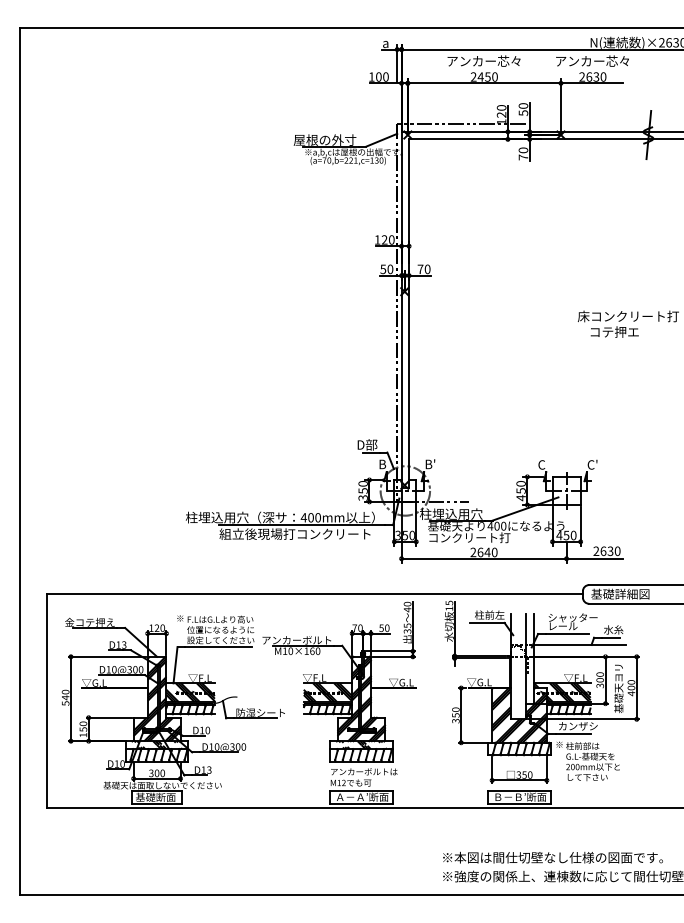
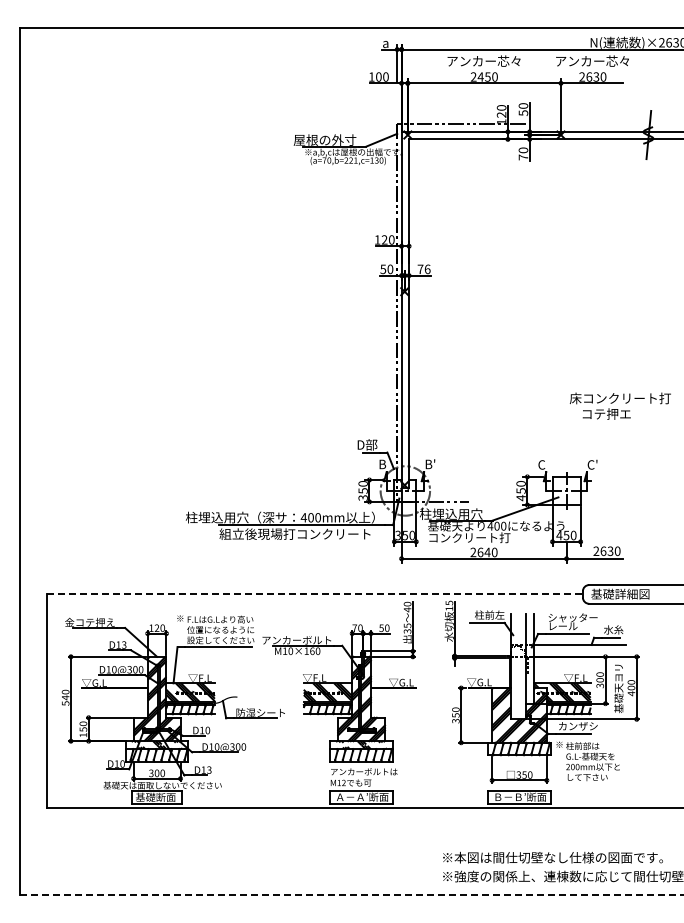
text: 70 -> 76 (427, 268)
text position: (627, 323) -> (619, 405) (619, 405)
line: solid -> dashed (315, 594)
line: solid -> dashed (352, 895)
